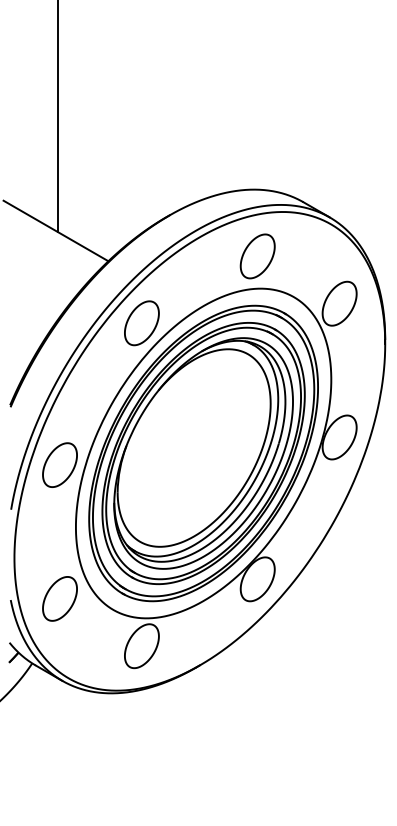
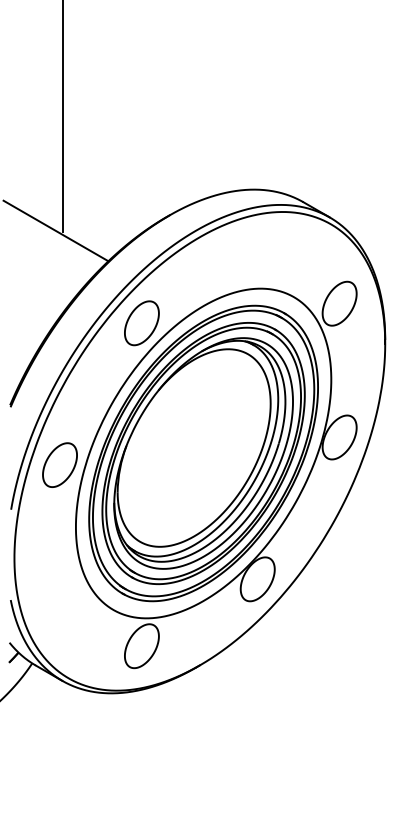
line position: (58, 117) -> (63, 117) (63, 117)
part: present -> none (257, 256)
part: present -> none (59, 598)
